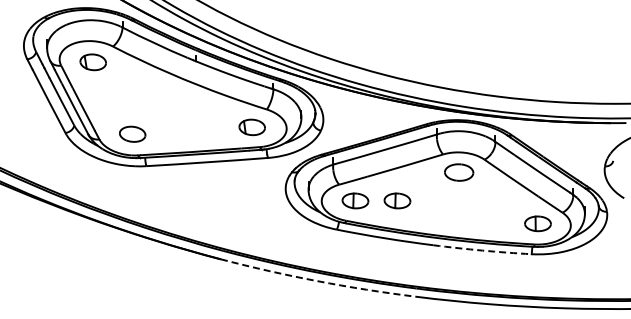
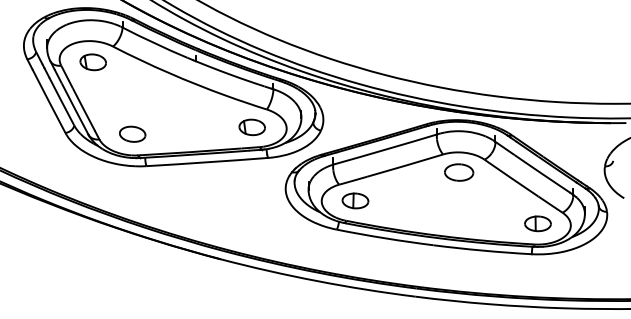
part: present -> none (397, 200)
arc: dashed -> solid (482, 250)
arc: dashed -> solid (317, 281)
